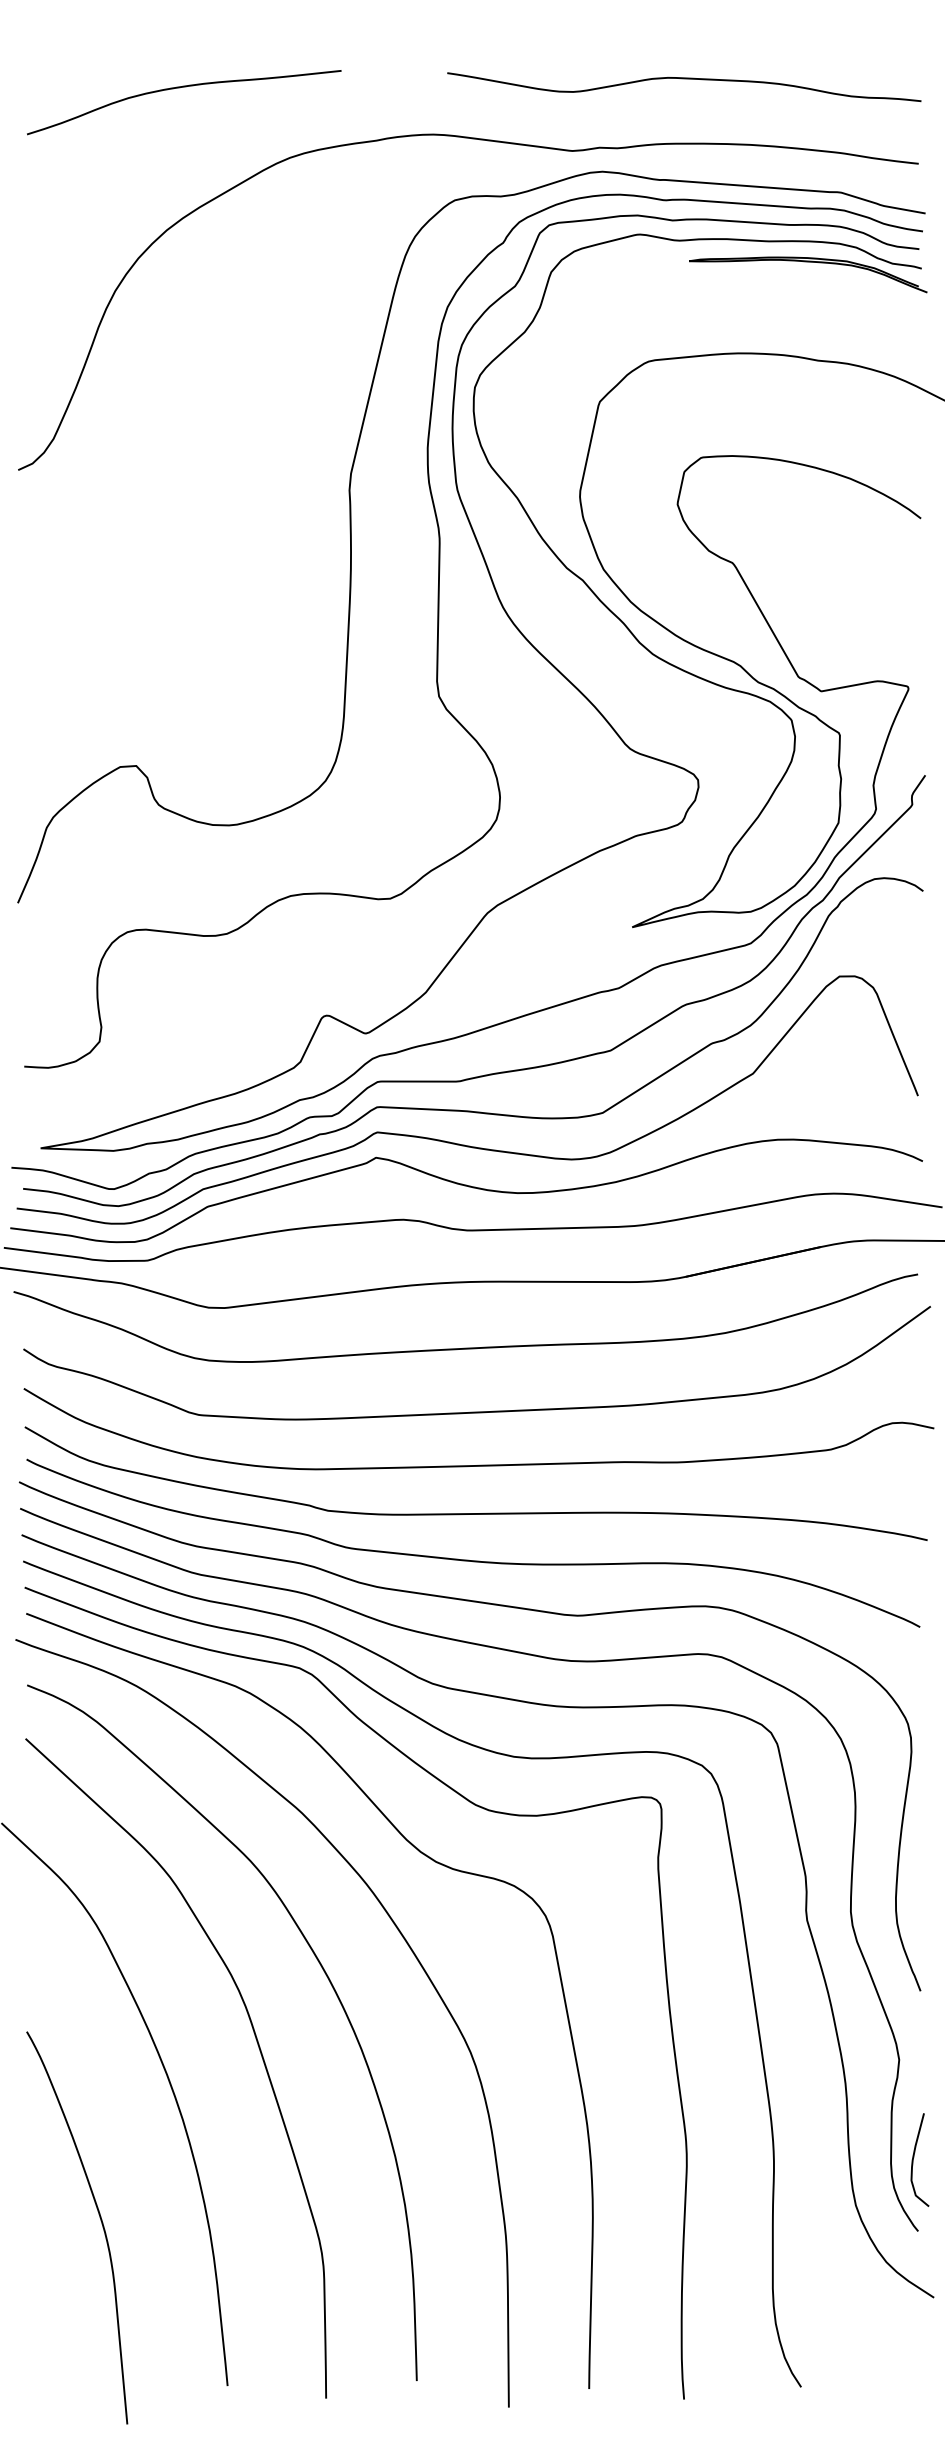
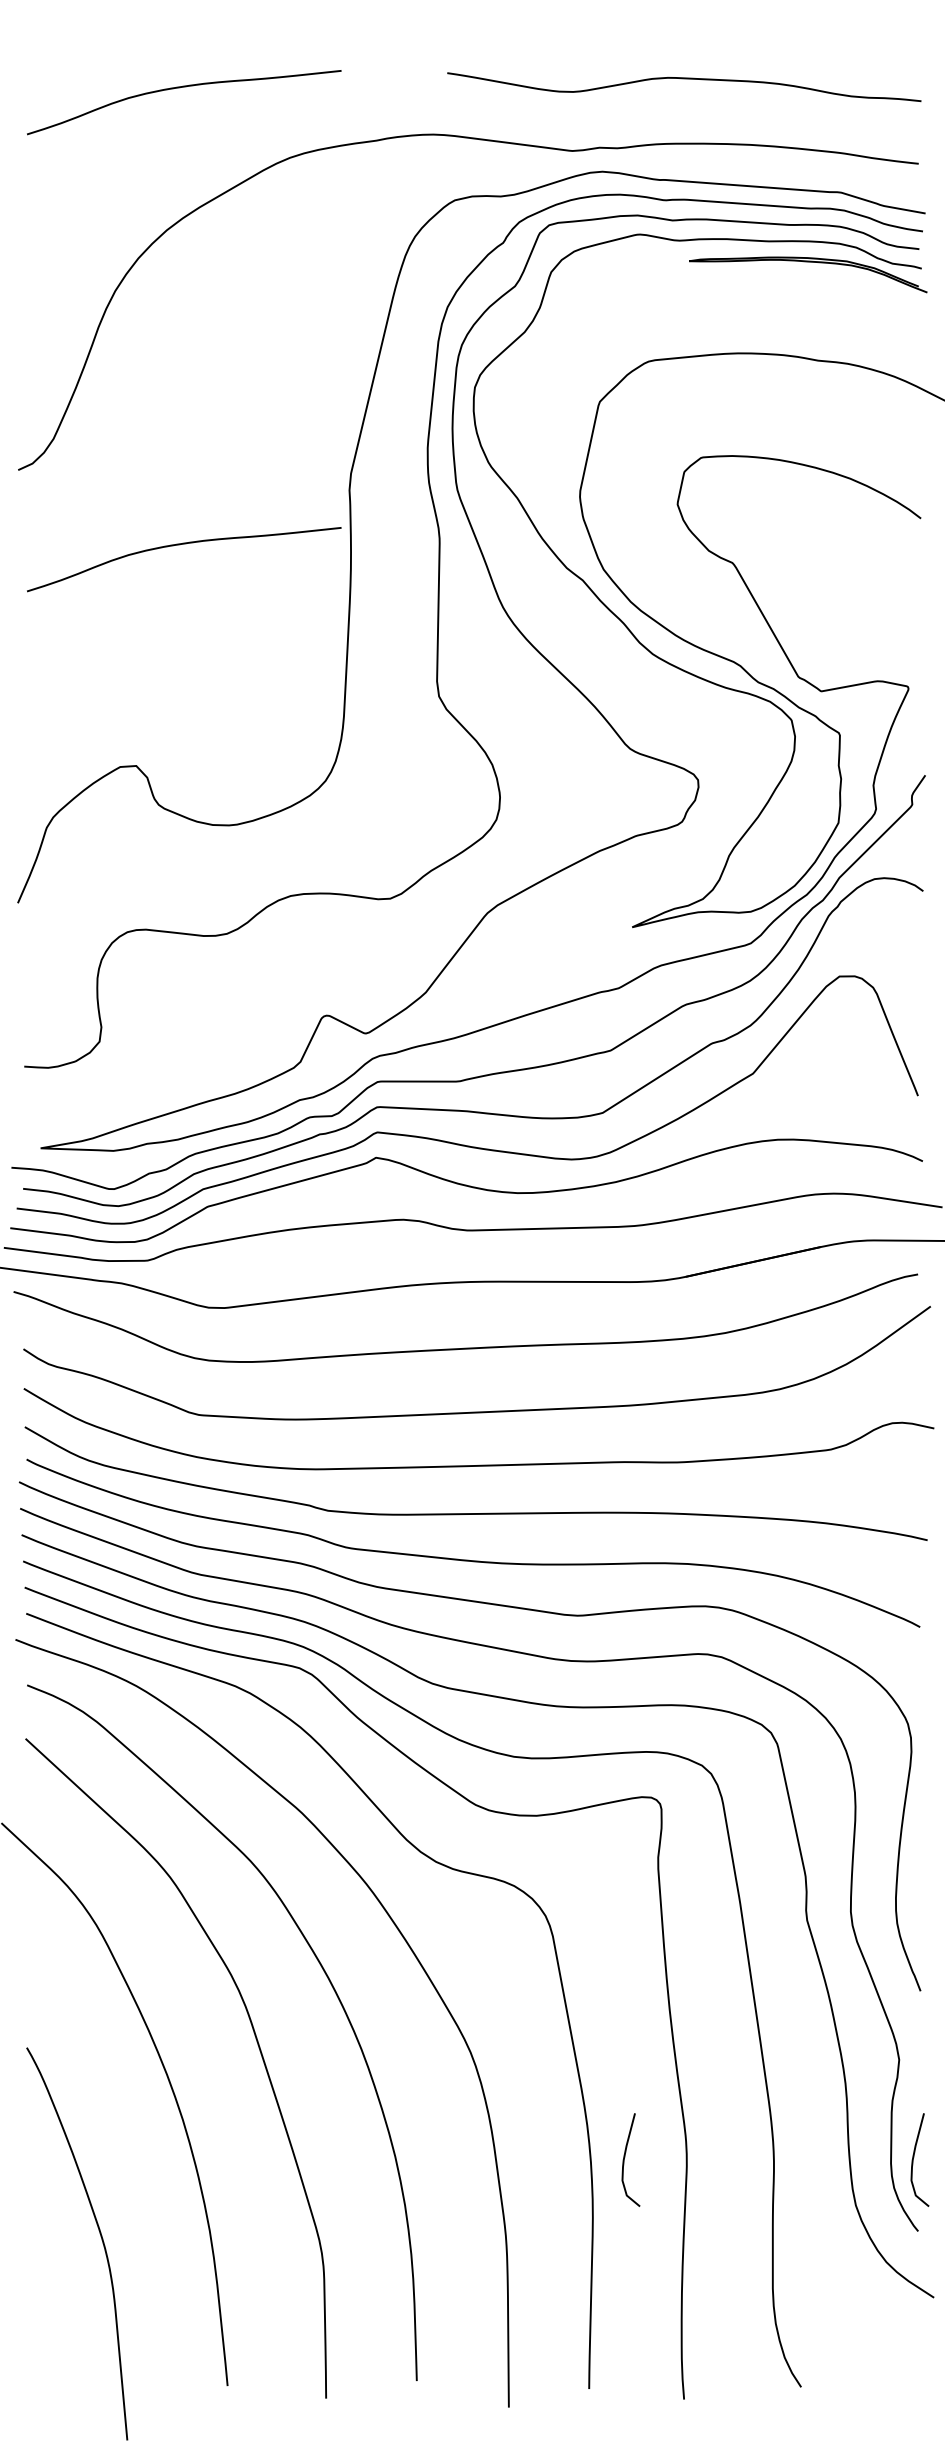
curve: none -> present (179, 545)
curve: none -> present (625, 2157)
curve position: (100, 2220) -> (100, 2236) (100, 2236)
